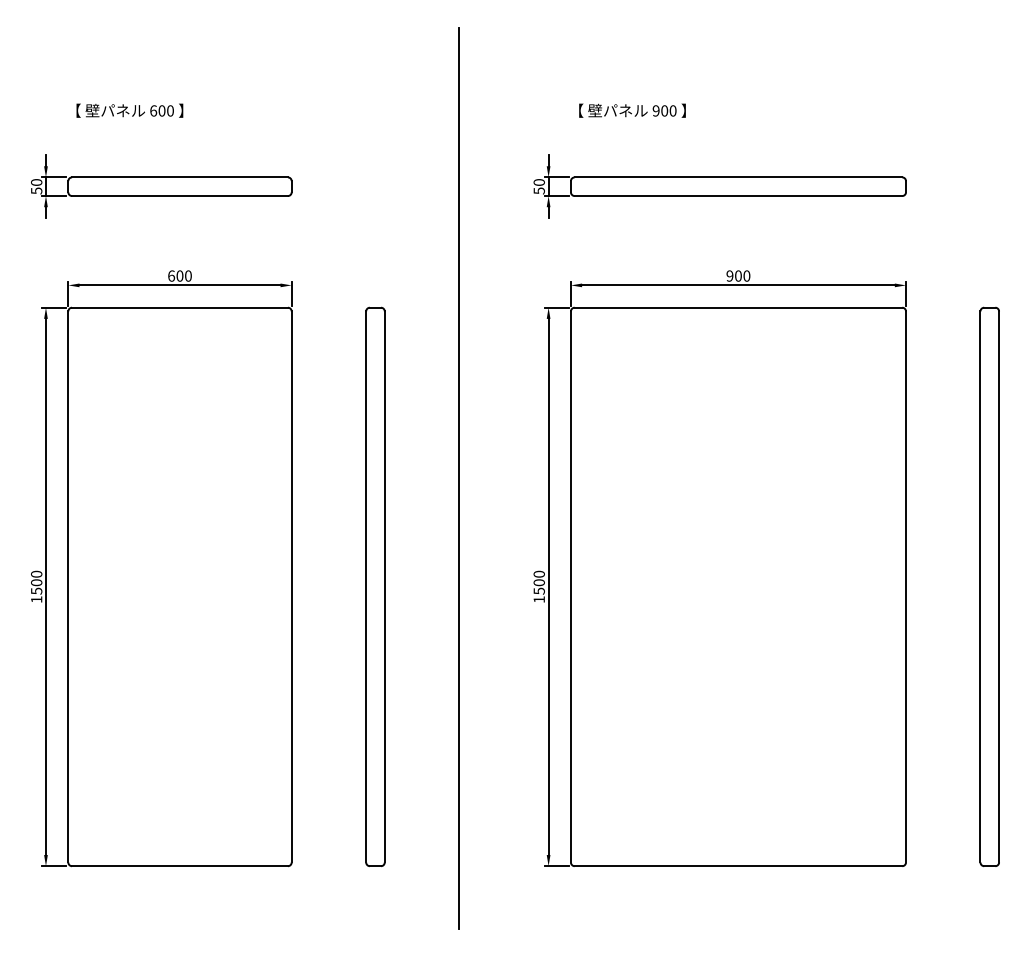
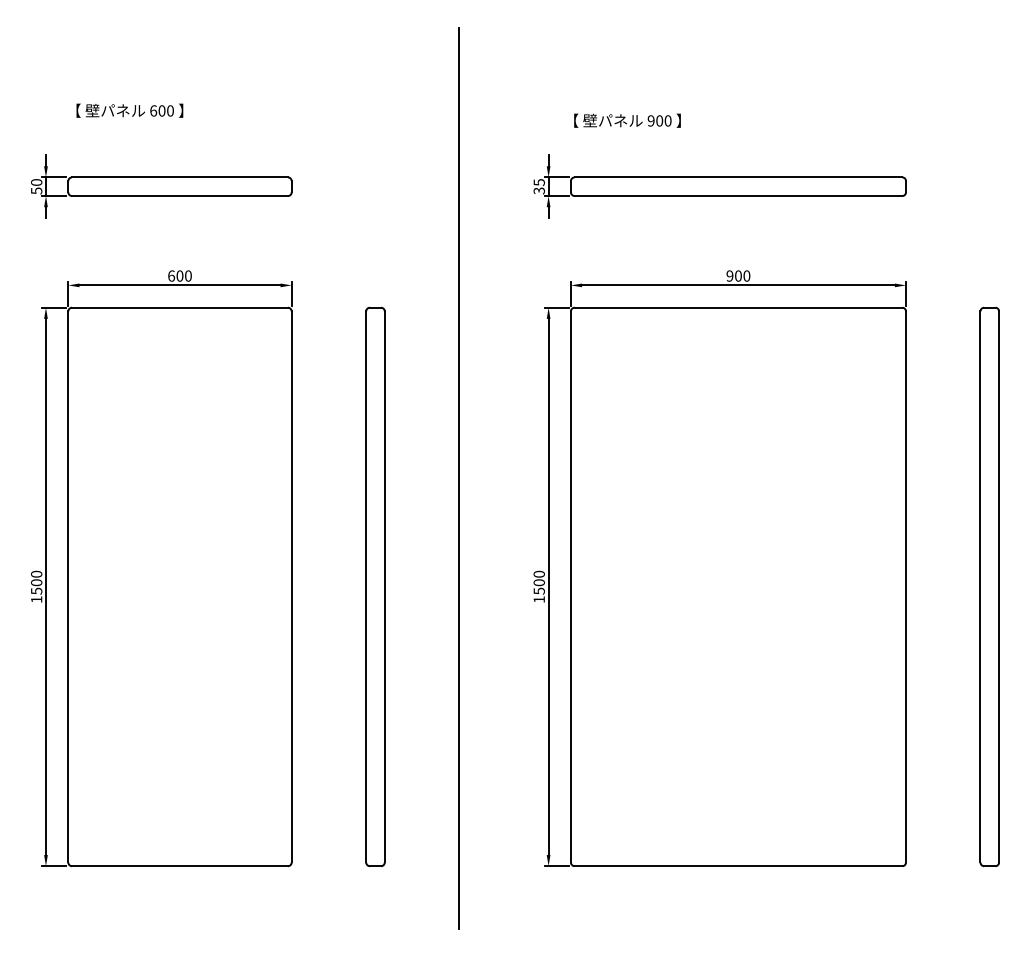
text position: (632, 110) -> (627, 120) (627, 120)
text: 50 -> 35 (538, 186)
